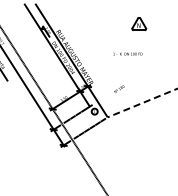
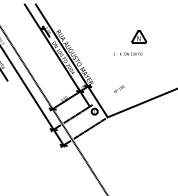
part position: (139, 24) -> (139, 37) (139, 37)
line: dashed -> solid (142, 102)
